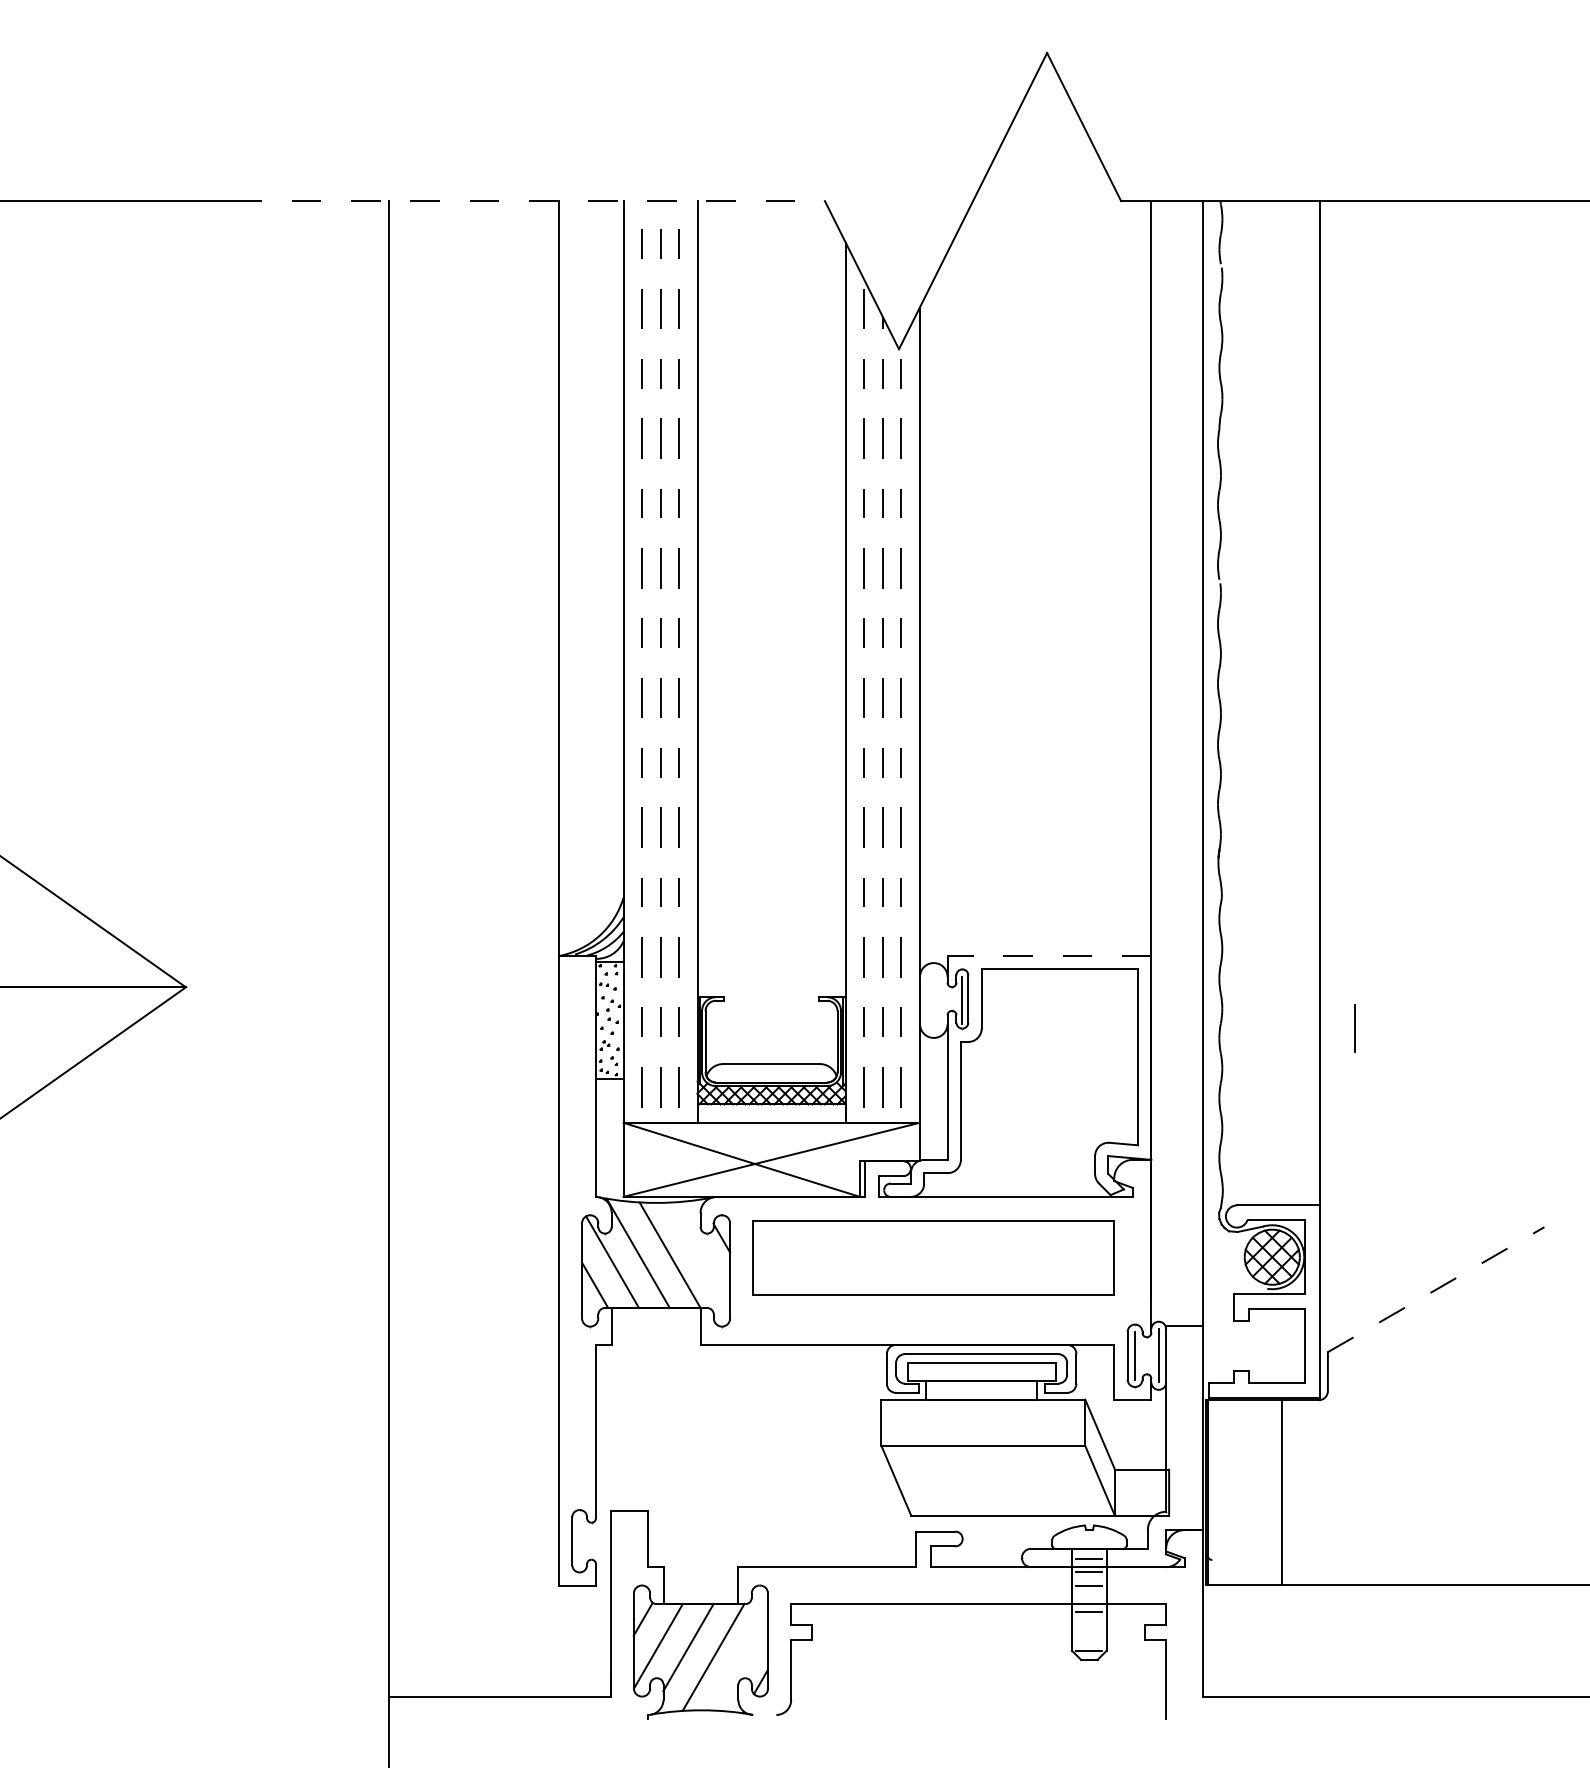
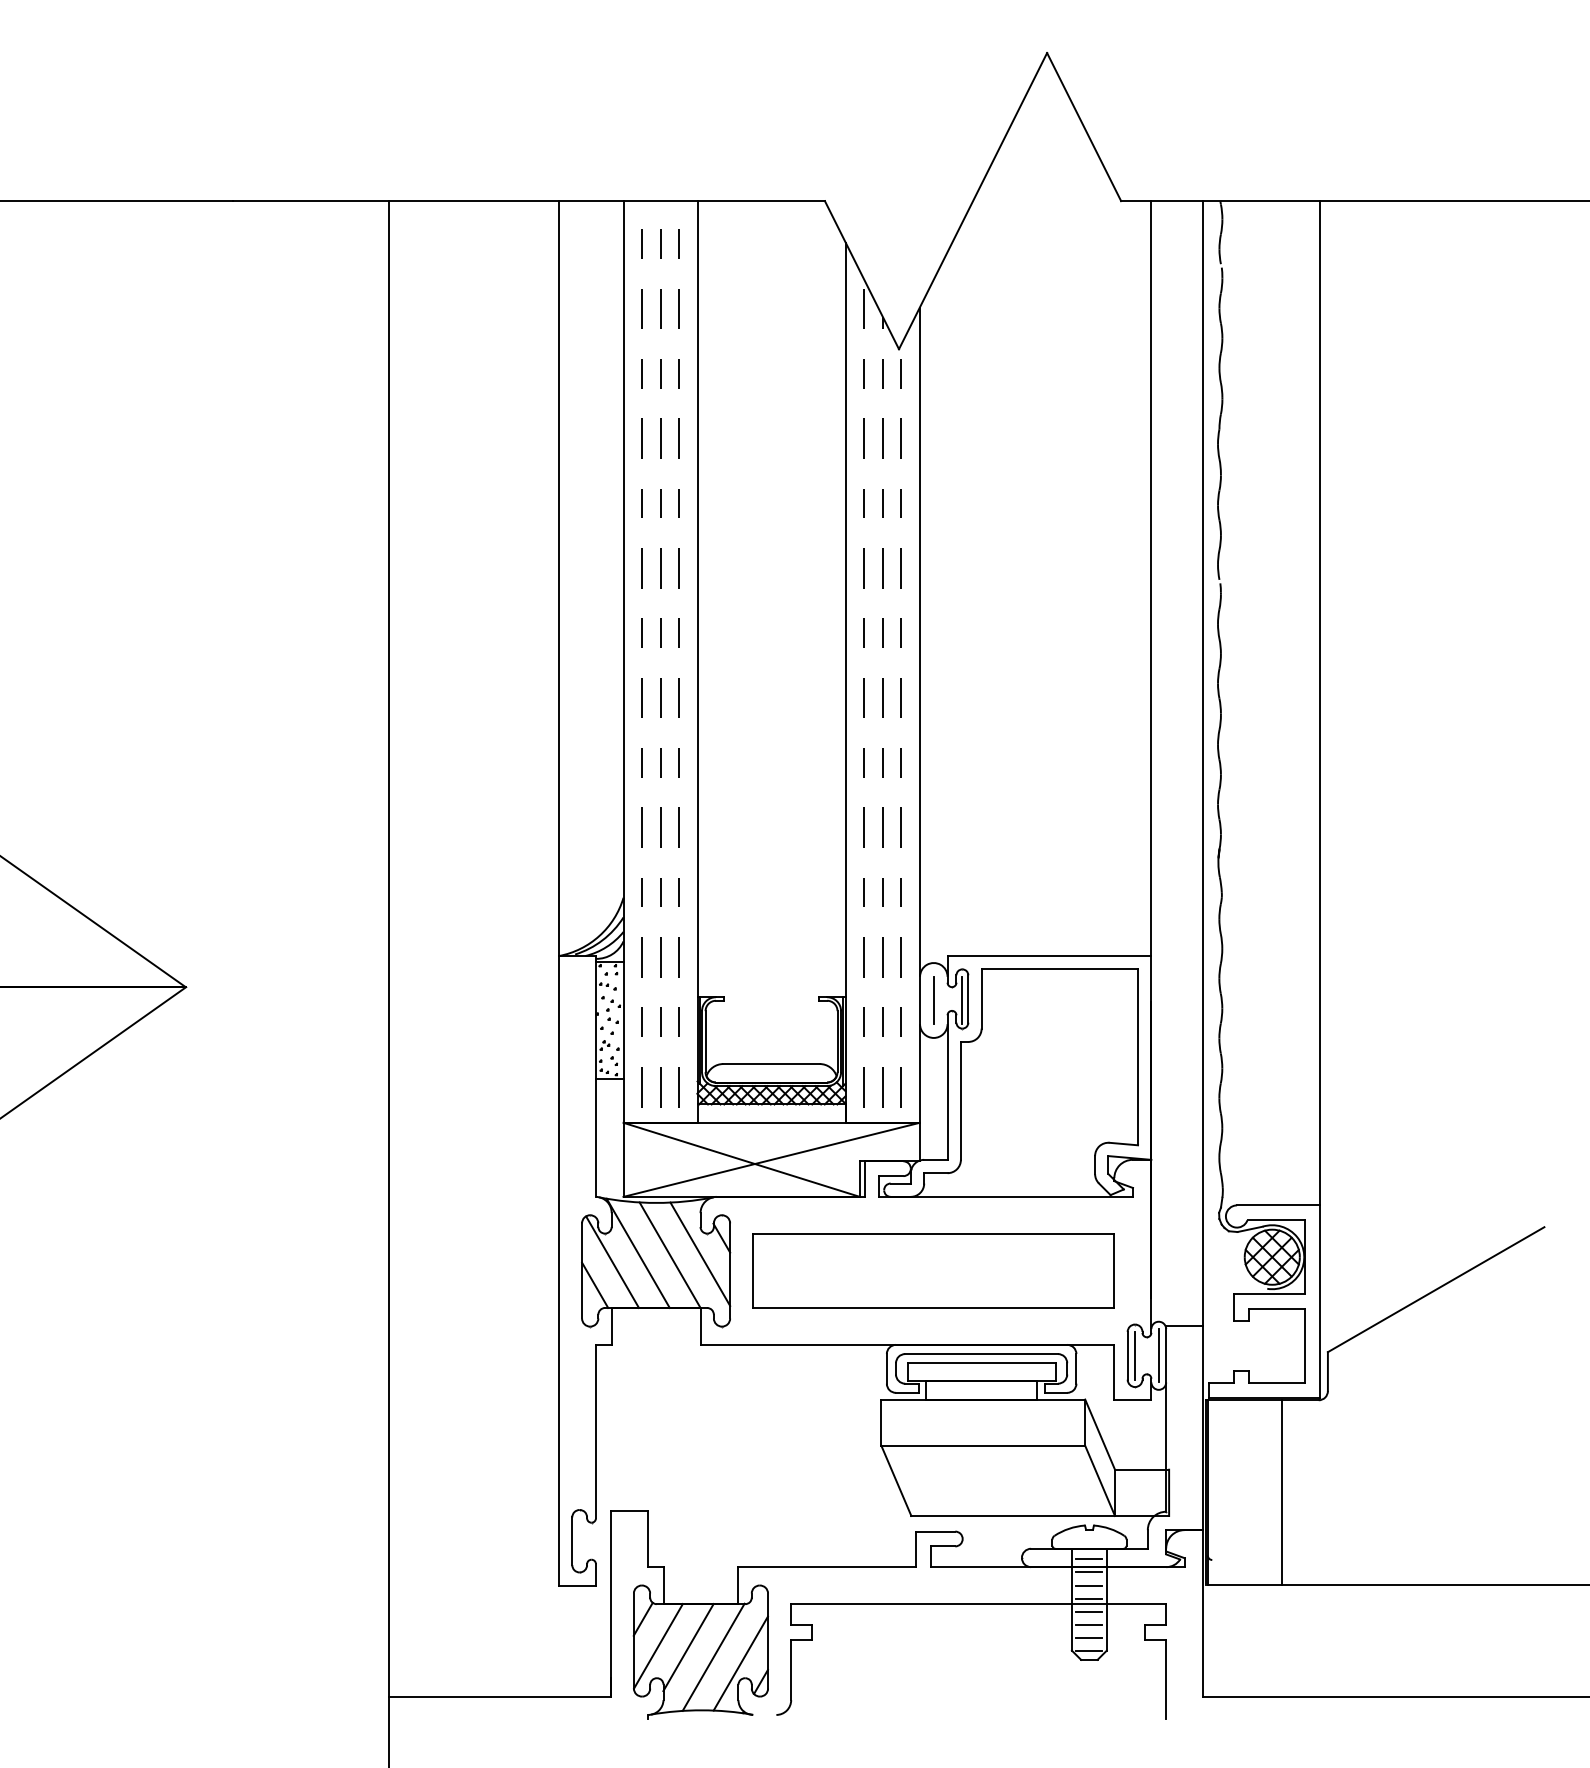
line: dashed -> solid (529, 201)
line: dashed -> solid (1049, 956)
line position: (1354, 1028) -> (933, 1000) (933, 1000)
line: none -> present (700, 1253)
part position: (933, 1257) -> (933, 1270) (933, 1270)
line: dashed -> solid (1436, 1289)
line: none -> present (1089, 1598)
line: none -> present (1089, 1624)
line: none -> present (1089, 1637)
line: none -> present (740, 1663)
